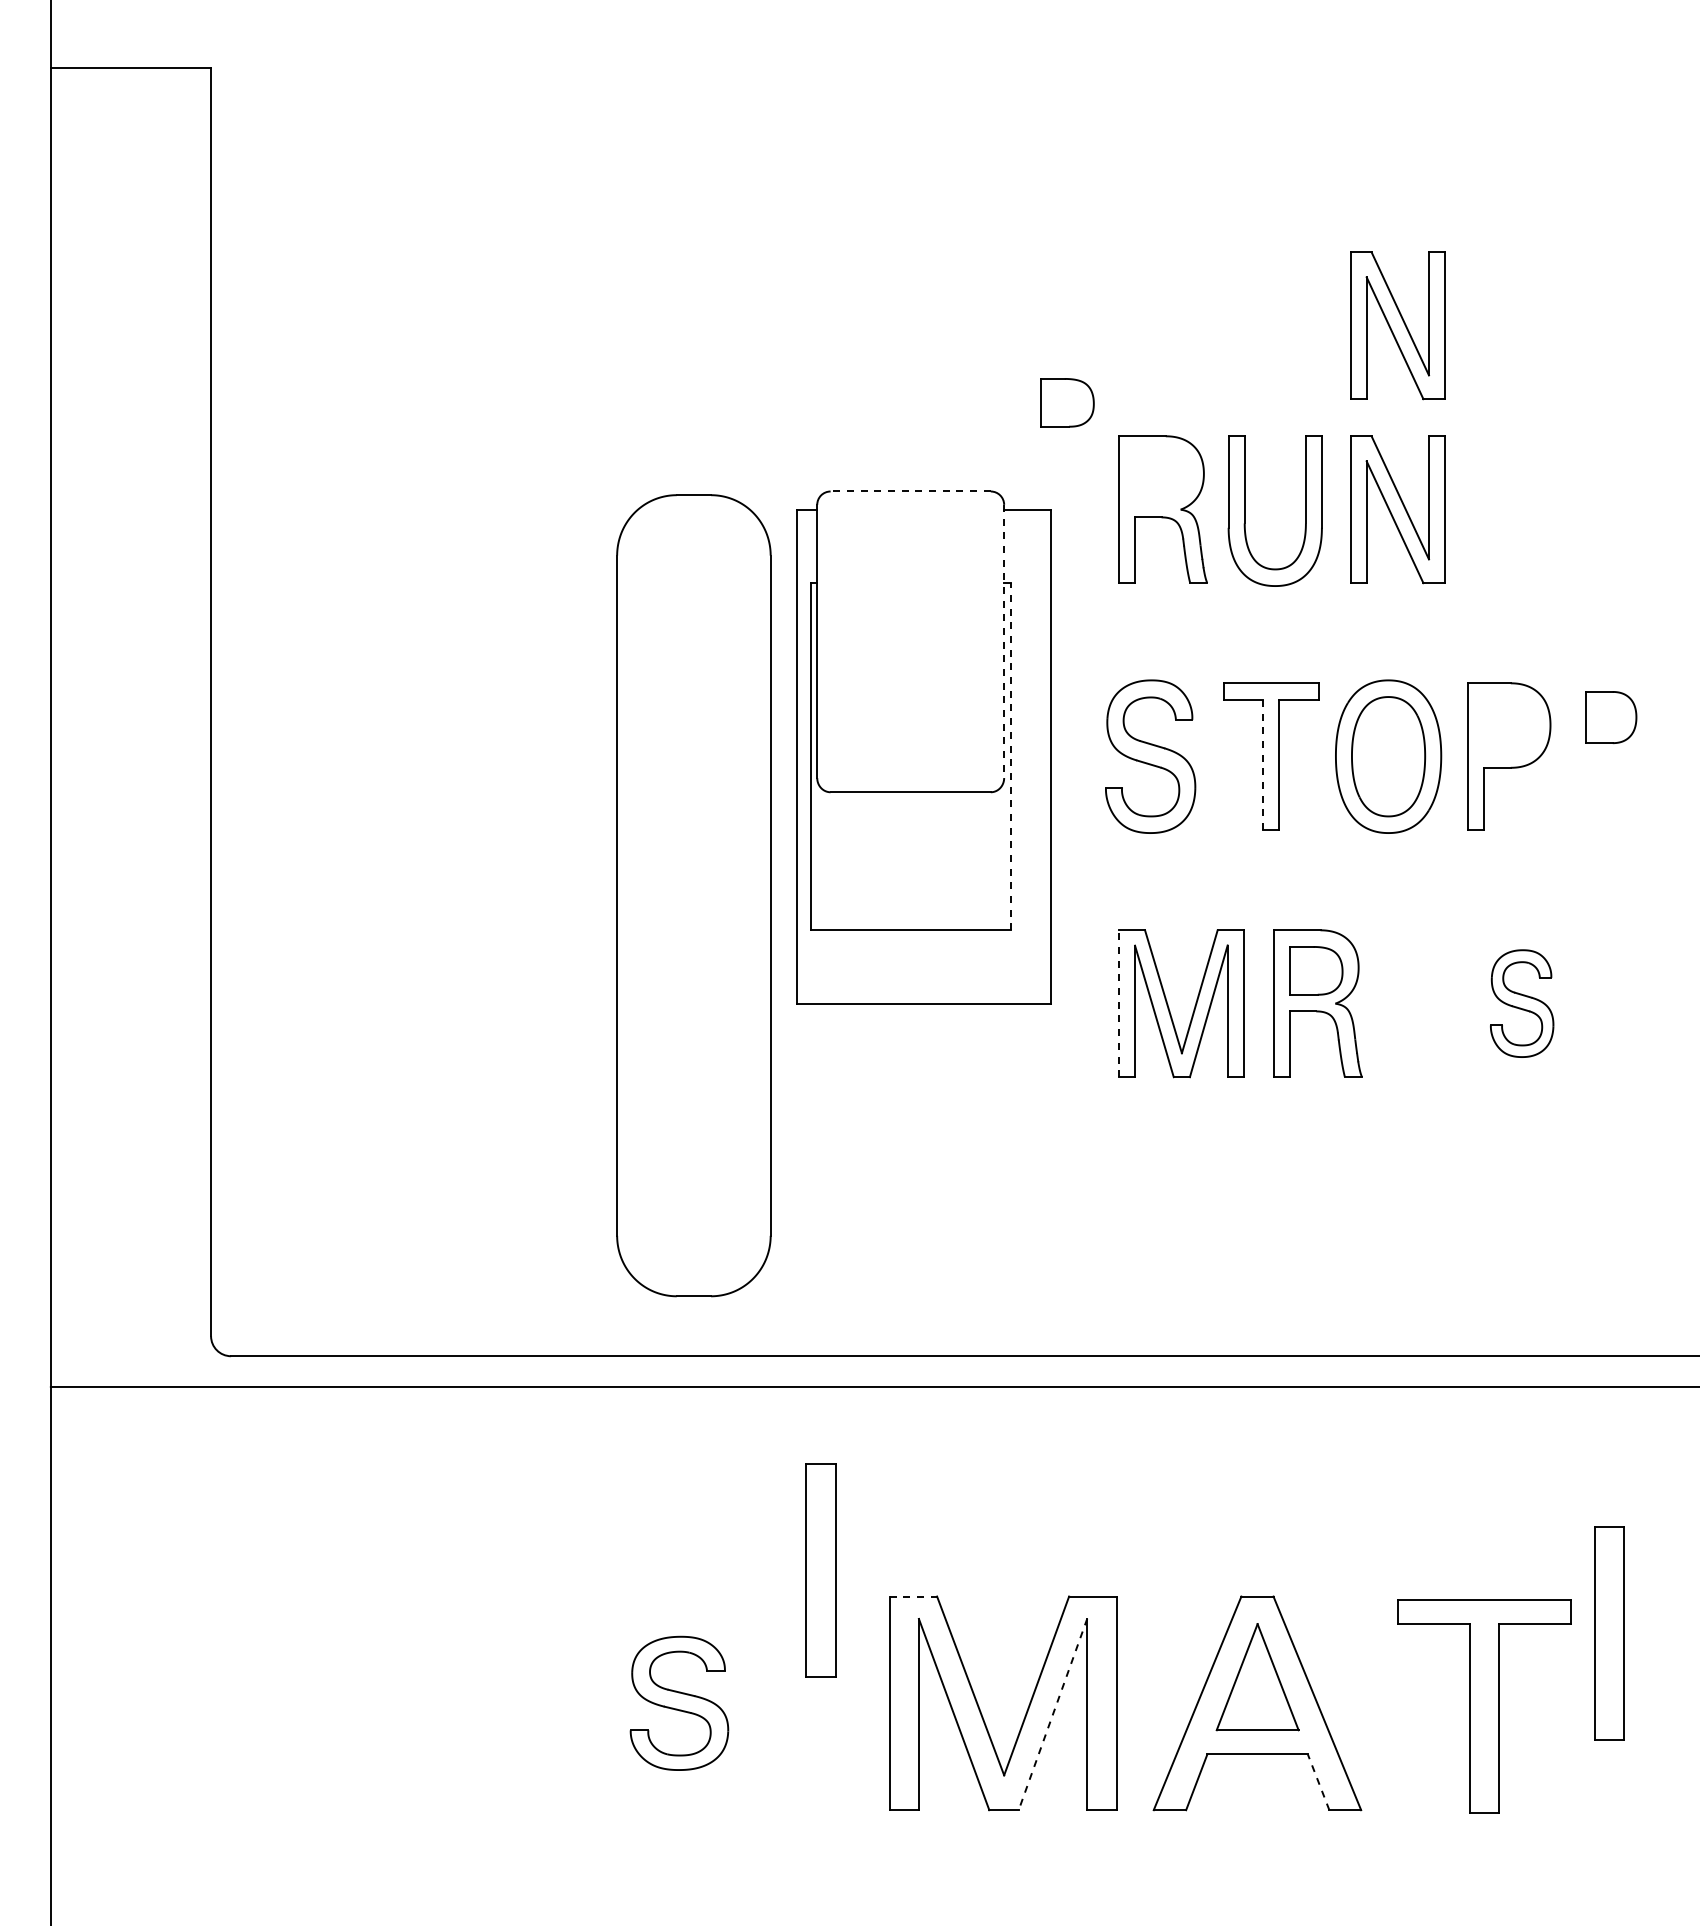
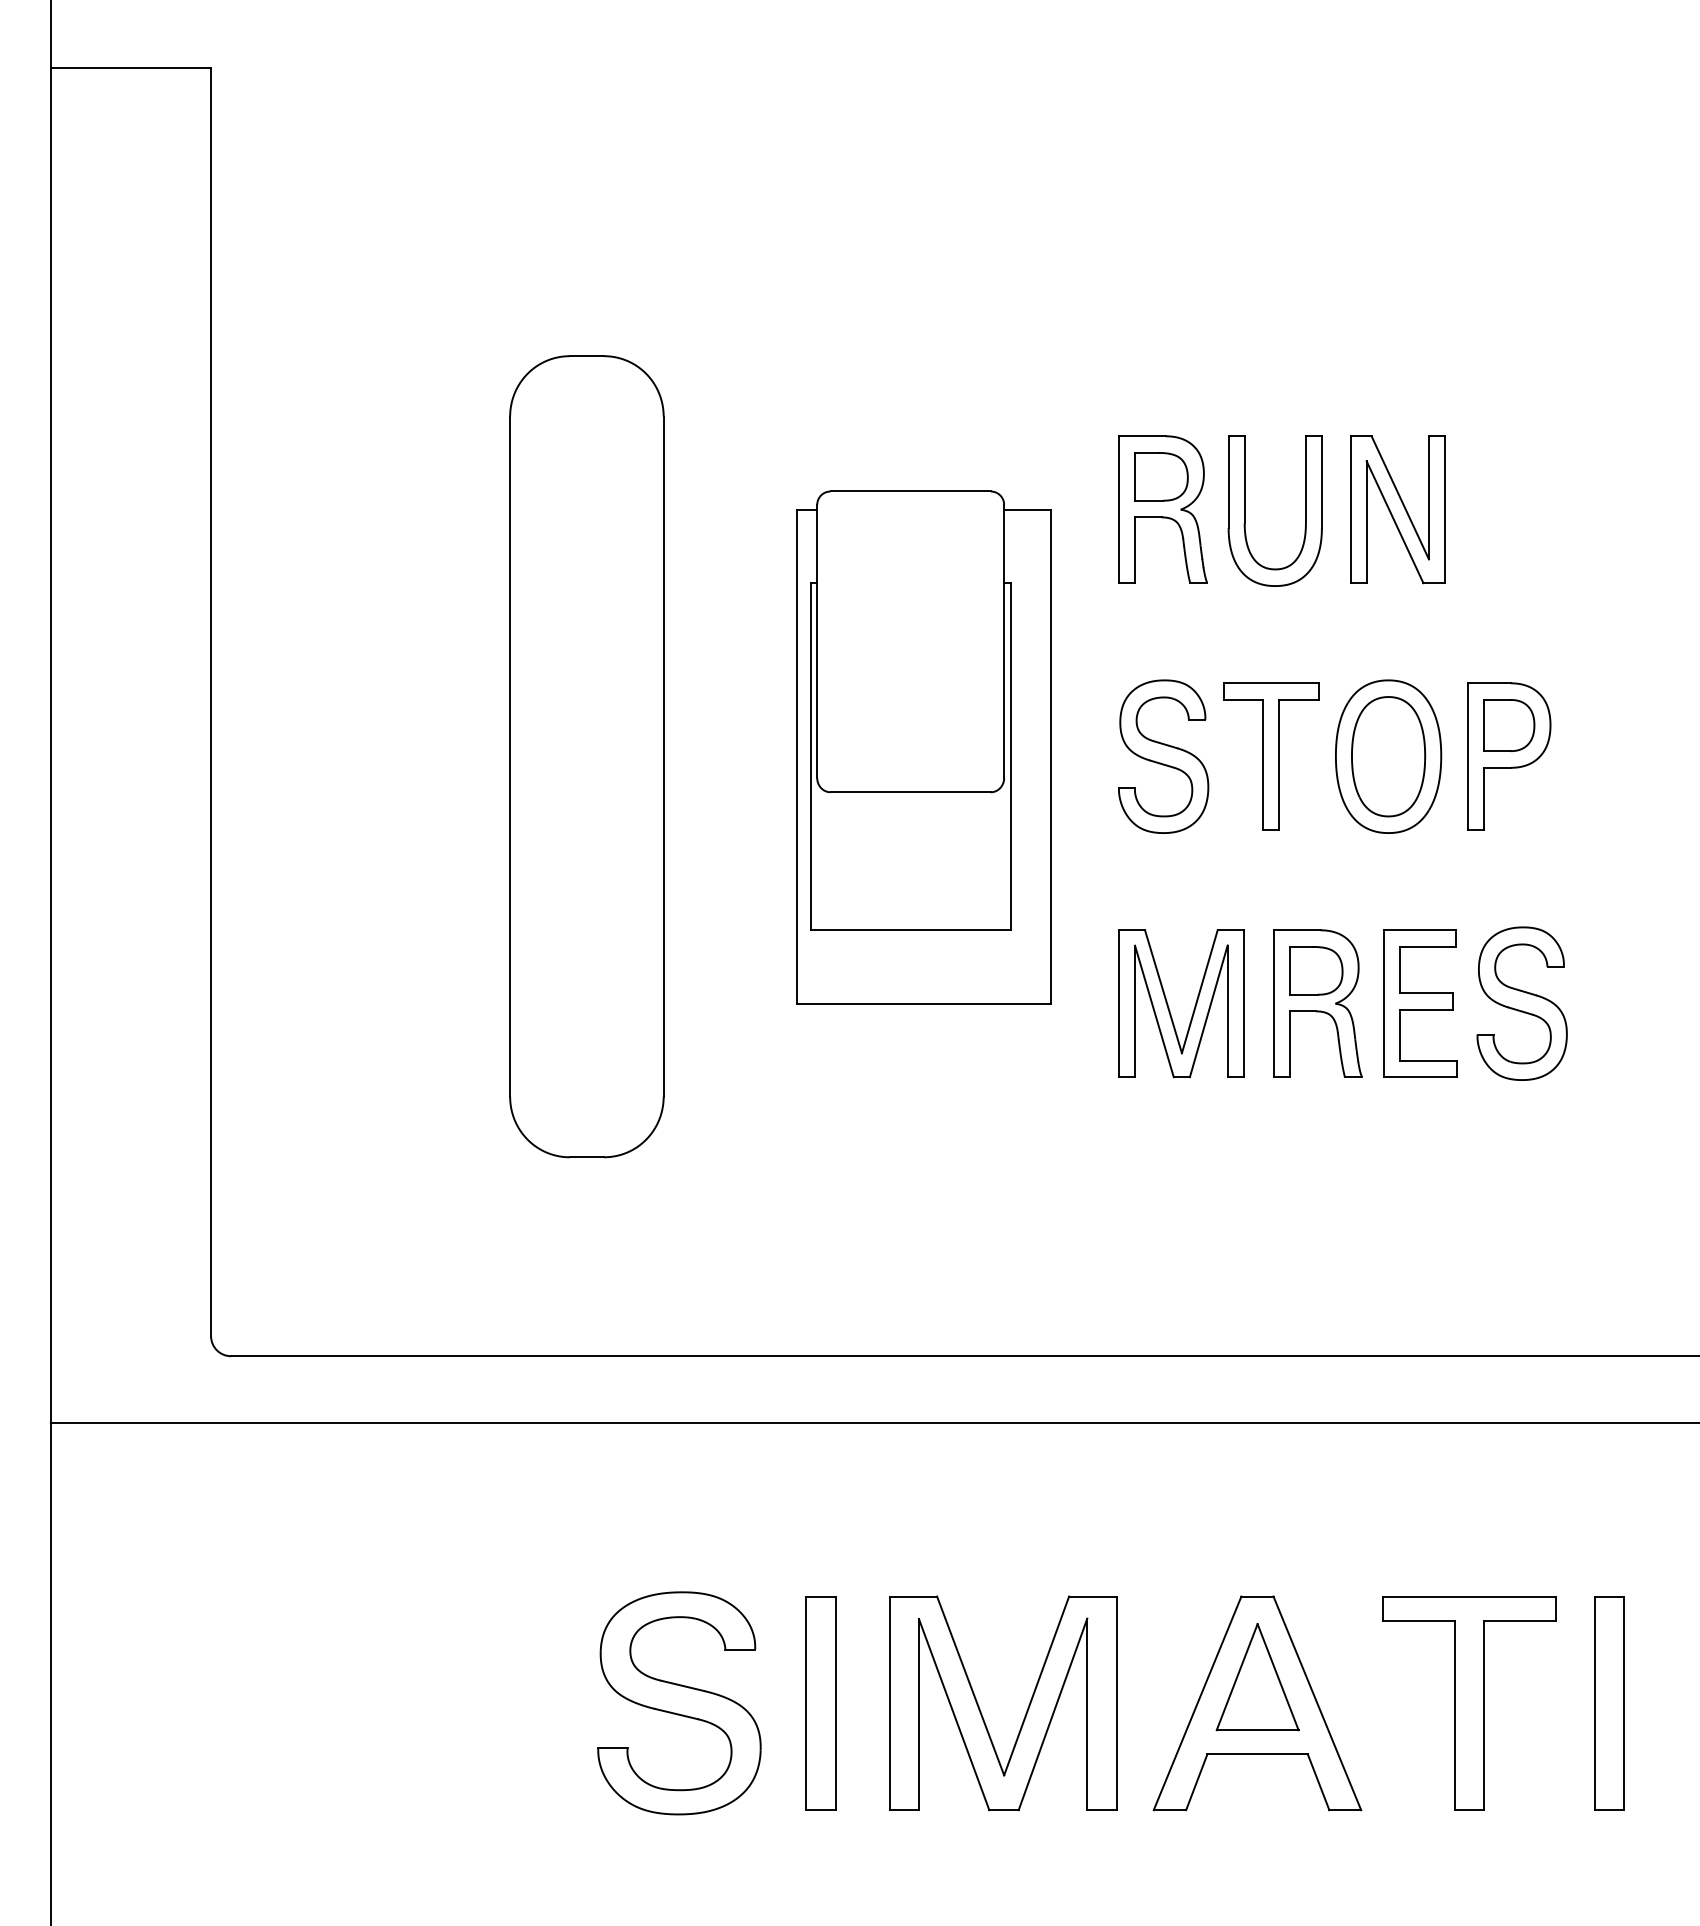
part: present -> none (1397, 325)
part position: (1067, 402) -> (1161, 476) (1161, 476)
line: dashed -> solid (910, 491)
line: dashed -> solid (1004, 641)
part position: (1611, 717) -> (1509, 725) (1509, 725)
line: dashed -> solid (1010, 756)
part position: (1150, 756) -> (1163, 756) (1163, 756)
line: dashed -> solid (1263, 764)
part position: (693, 895) -> (586, 756) (586, 756)
line: dashed -> solid (1118, 1003)
part: none -> present (1420, 1003)
part size: 65x109 px -> 92x155 px (1521, 1003)
line position: (873, 1386) -> (873, 1422) (873, 1422)
part position: (820, 1570) -> (820, 1703) (820, 1703)
line: dashed -> solid (913, 1596)
part position: (1609, 1633) -> (1609, 1703) (1609, 1703)
part size: 101x136 px -> 165x225 px (679, 1703)
part position: (1484, 1706) -> (1469, 1703) (1469, 1703)
line: dashed -> solid (1053, 1714)
line: dashed -> solid (1318, 1782)
